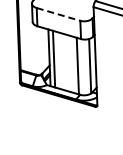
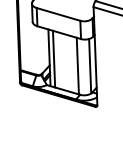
line: dashed -> solid (58, 14)
